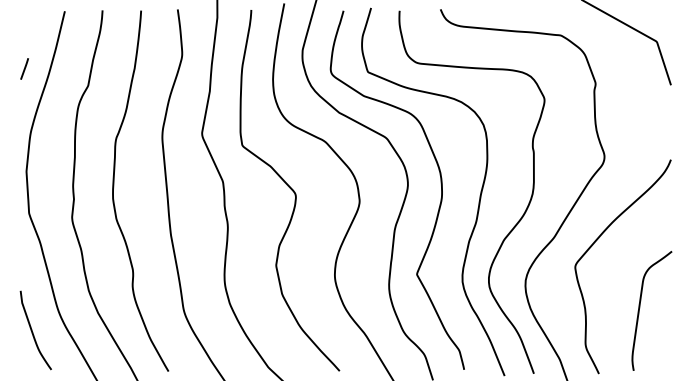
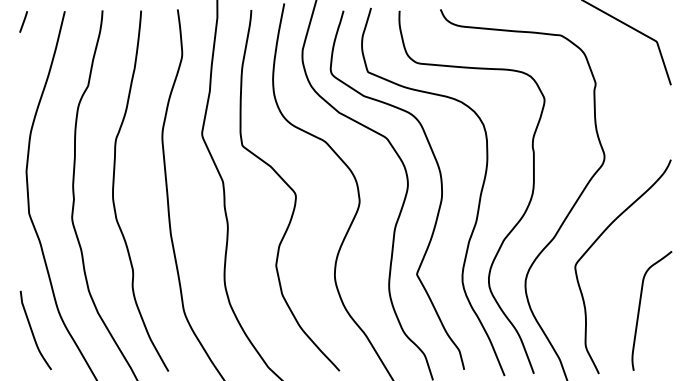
line position: (24, 68) -> (23, 21) (23, 21)
